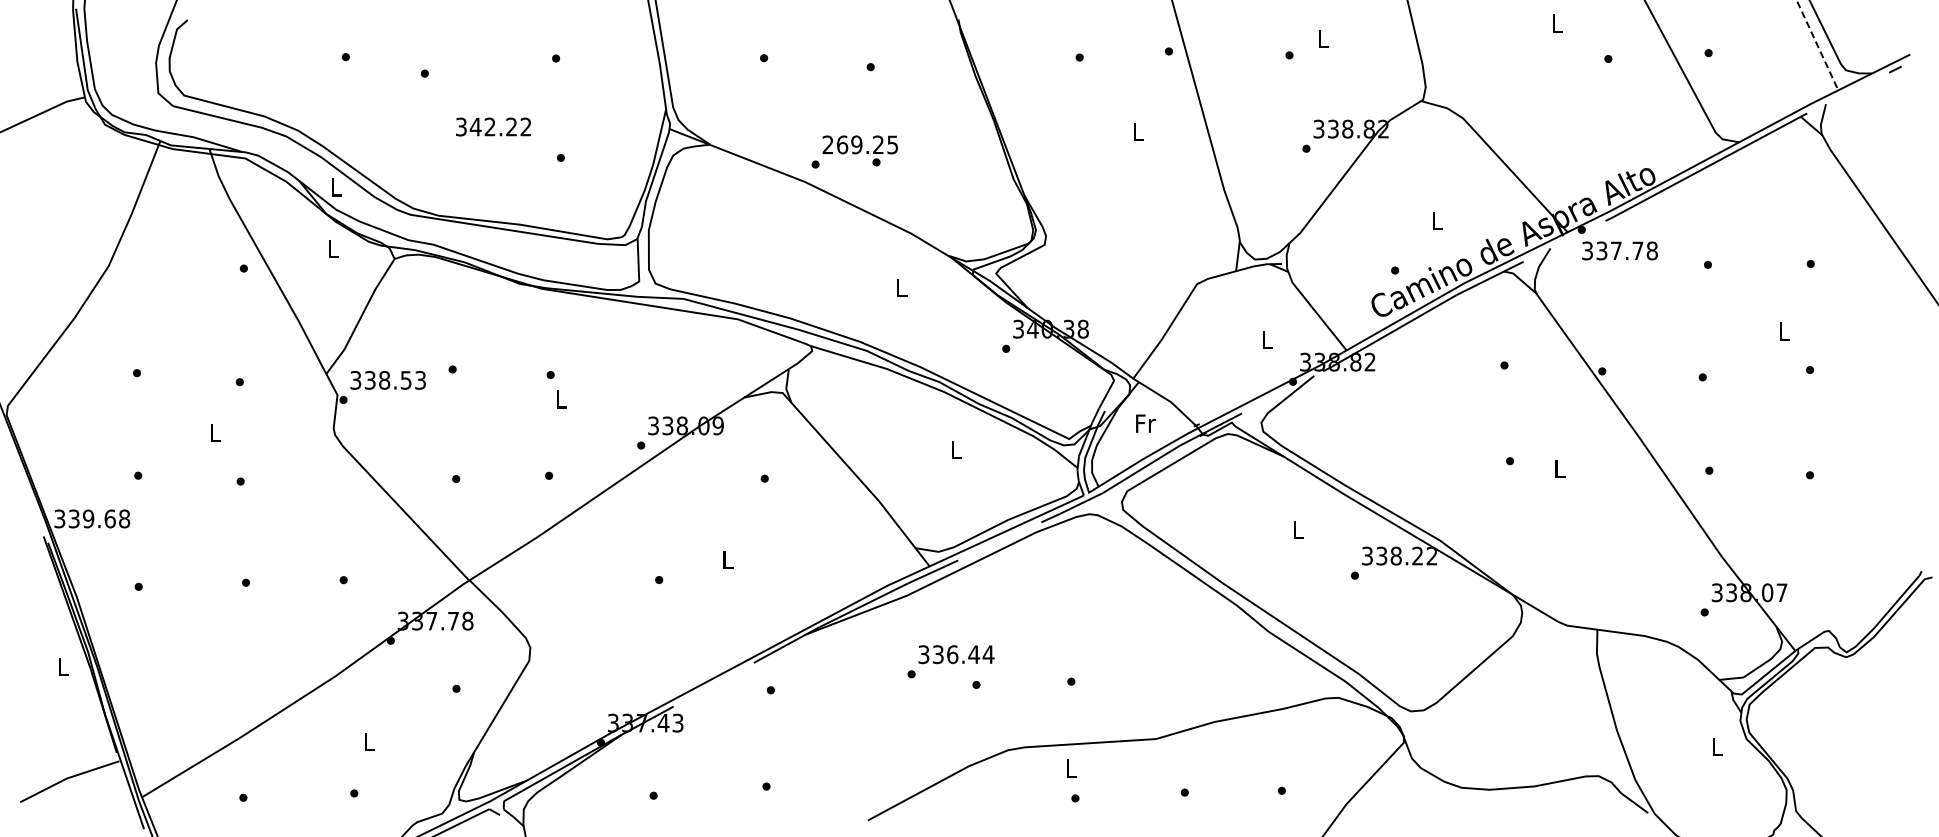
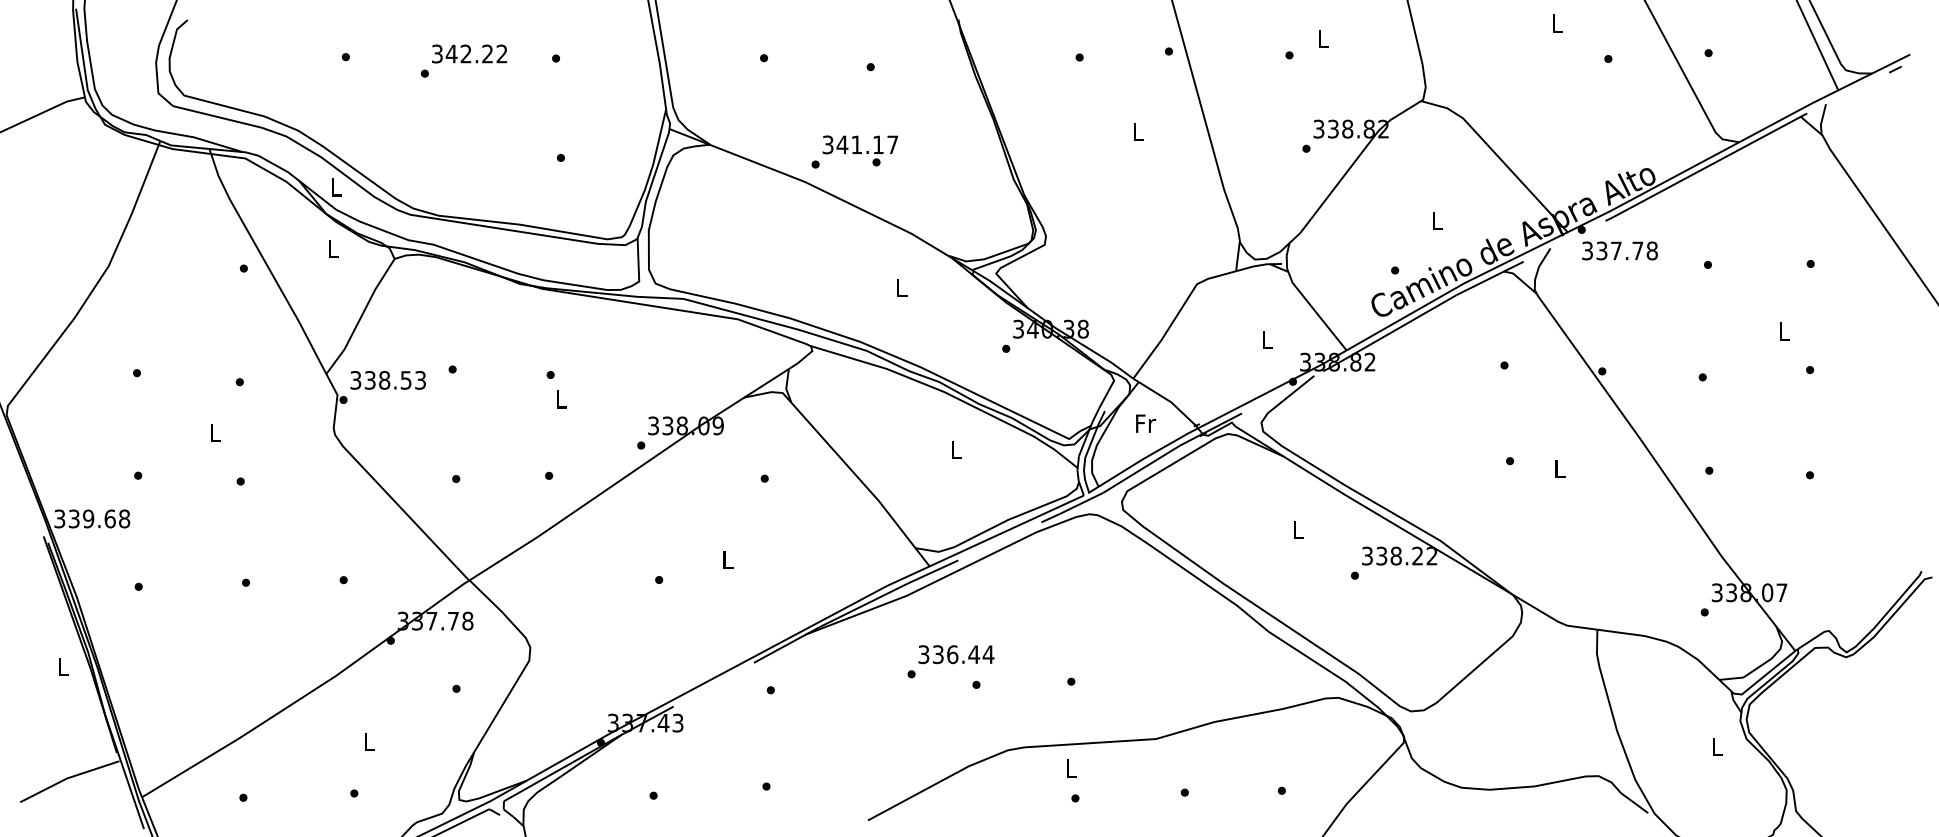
line: dashed -> solid (1817, 45)
text position: (493, 126) -> (469, 53) (469, 53)
text: 269.25 -> 341.17 (860, 144)
